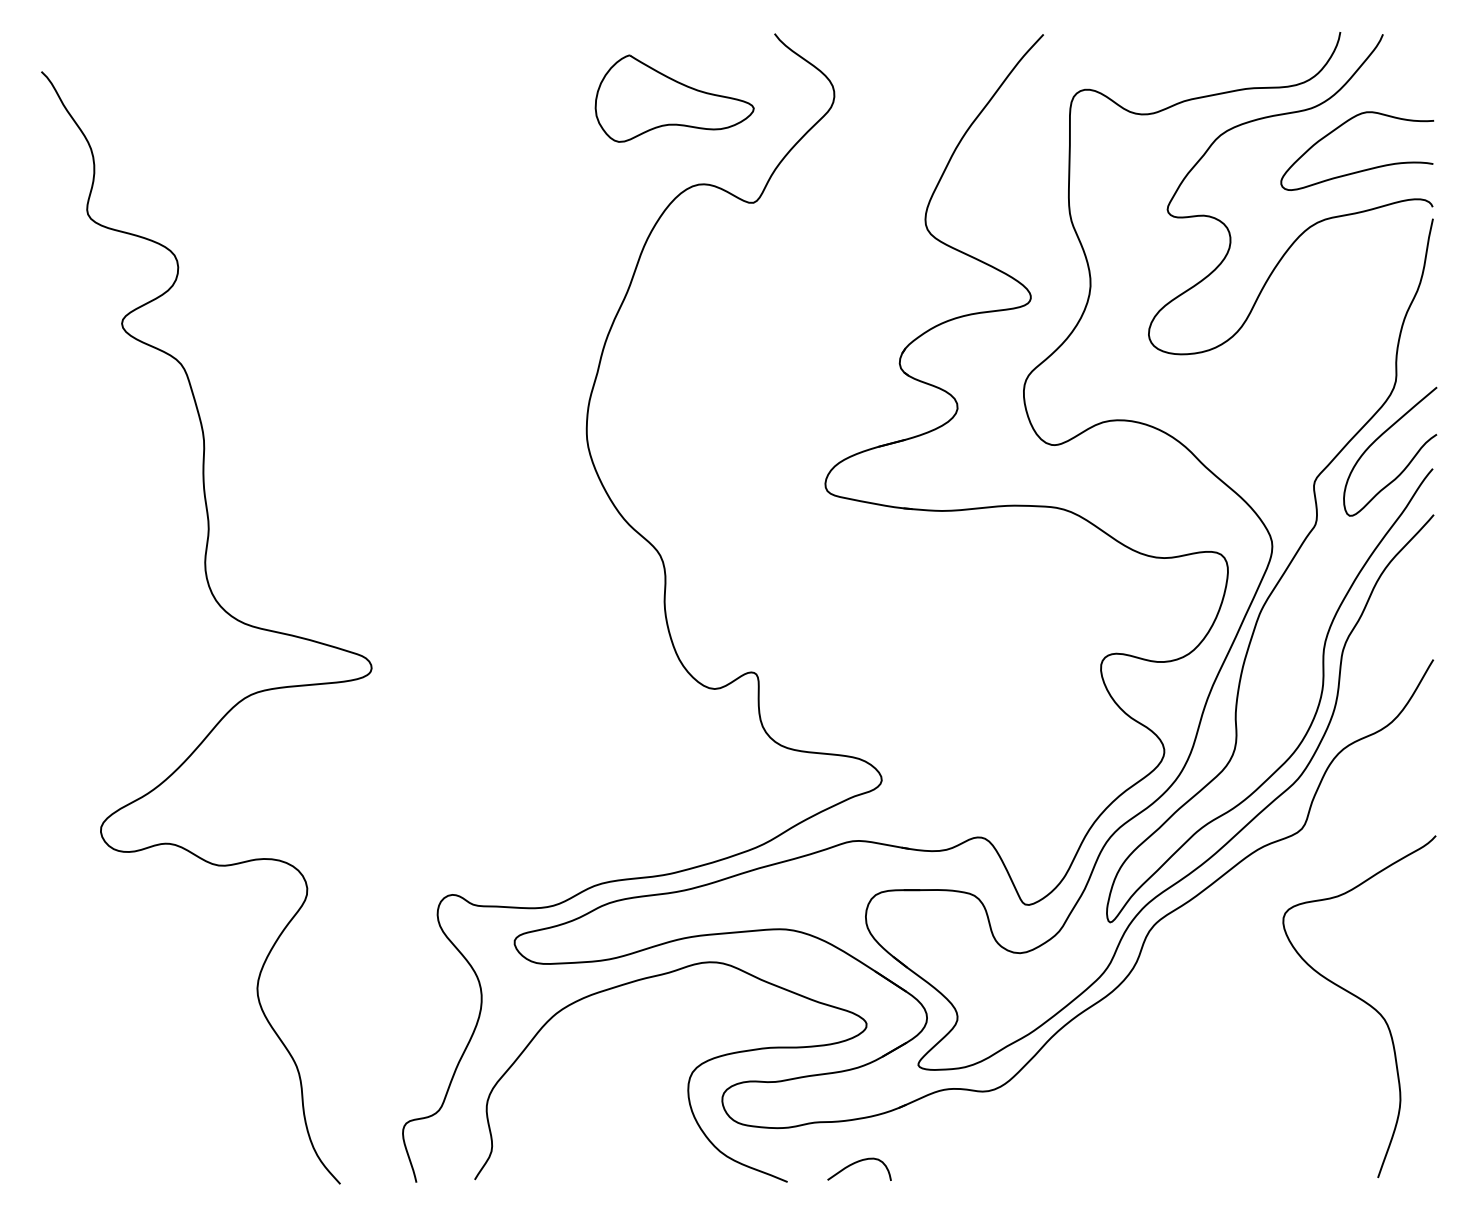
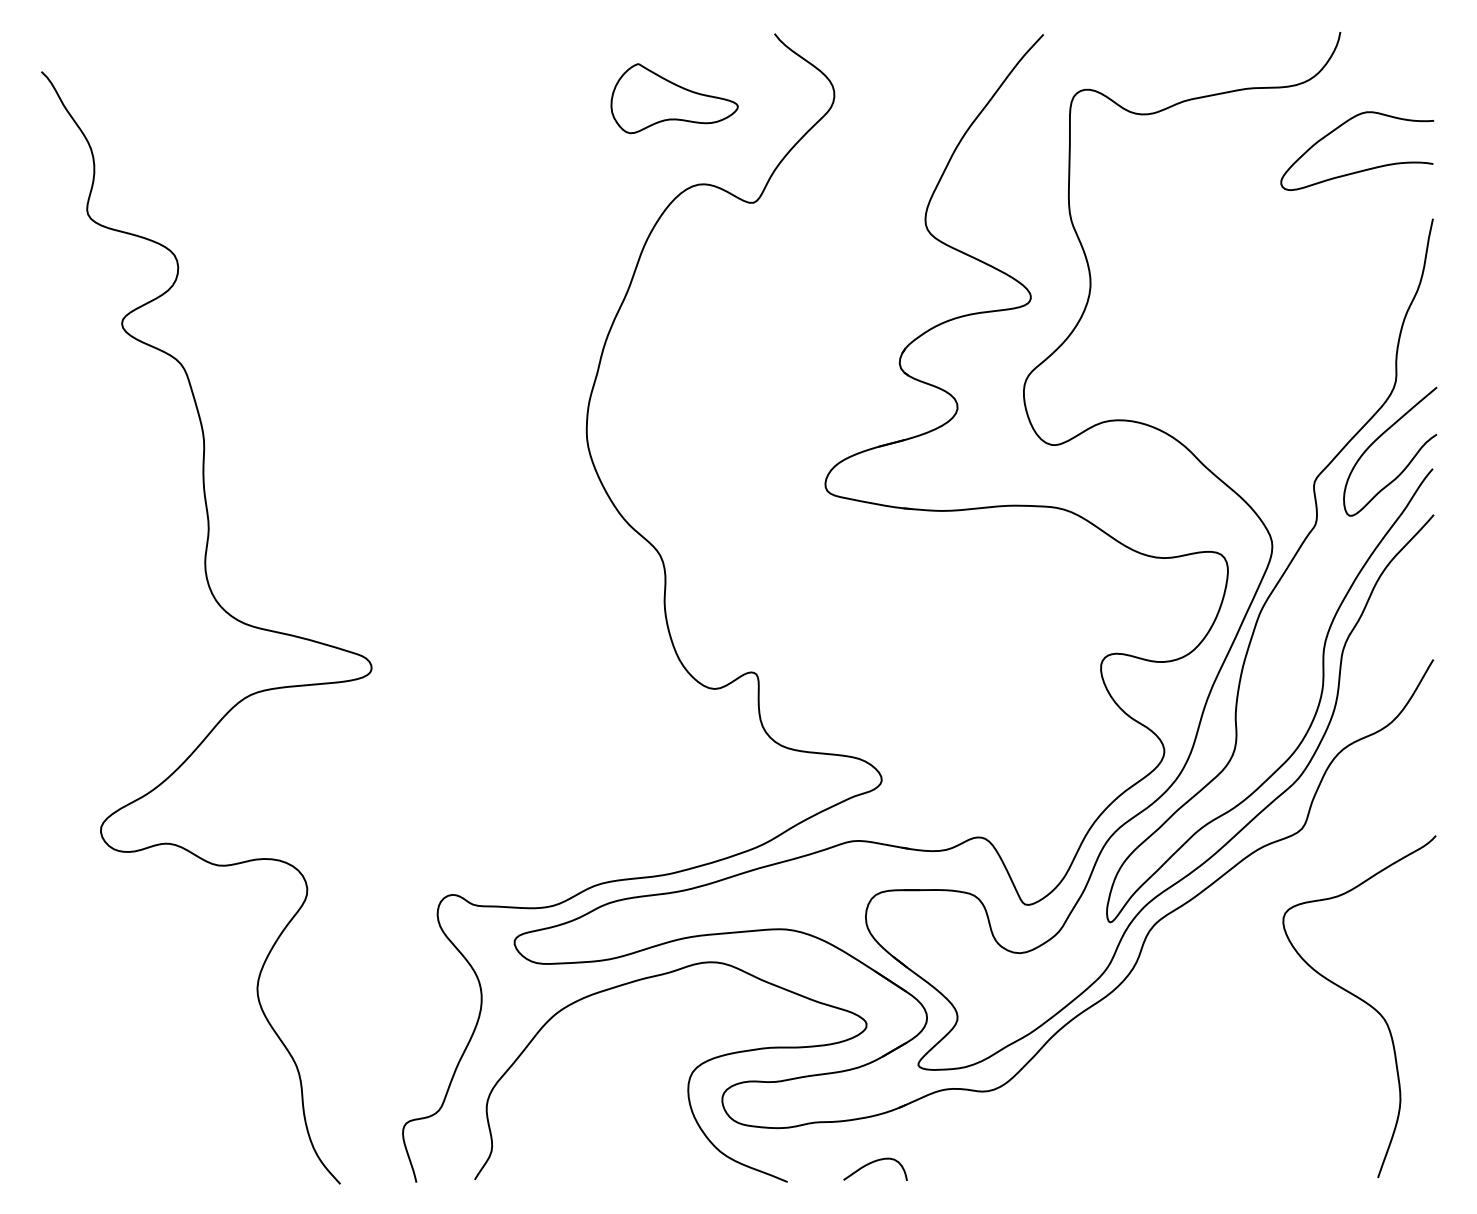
part size: 161x89 px -> 129x72 px (674, 98)
curve: present -> none (1310, 225)
curve position: (856, 1163) -> (872, 1163) (872, 1163)
